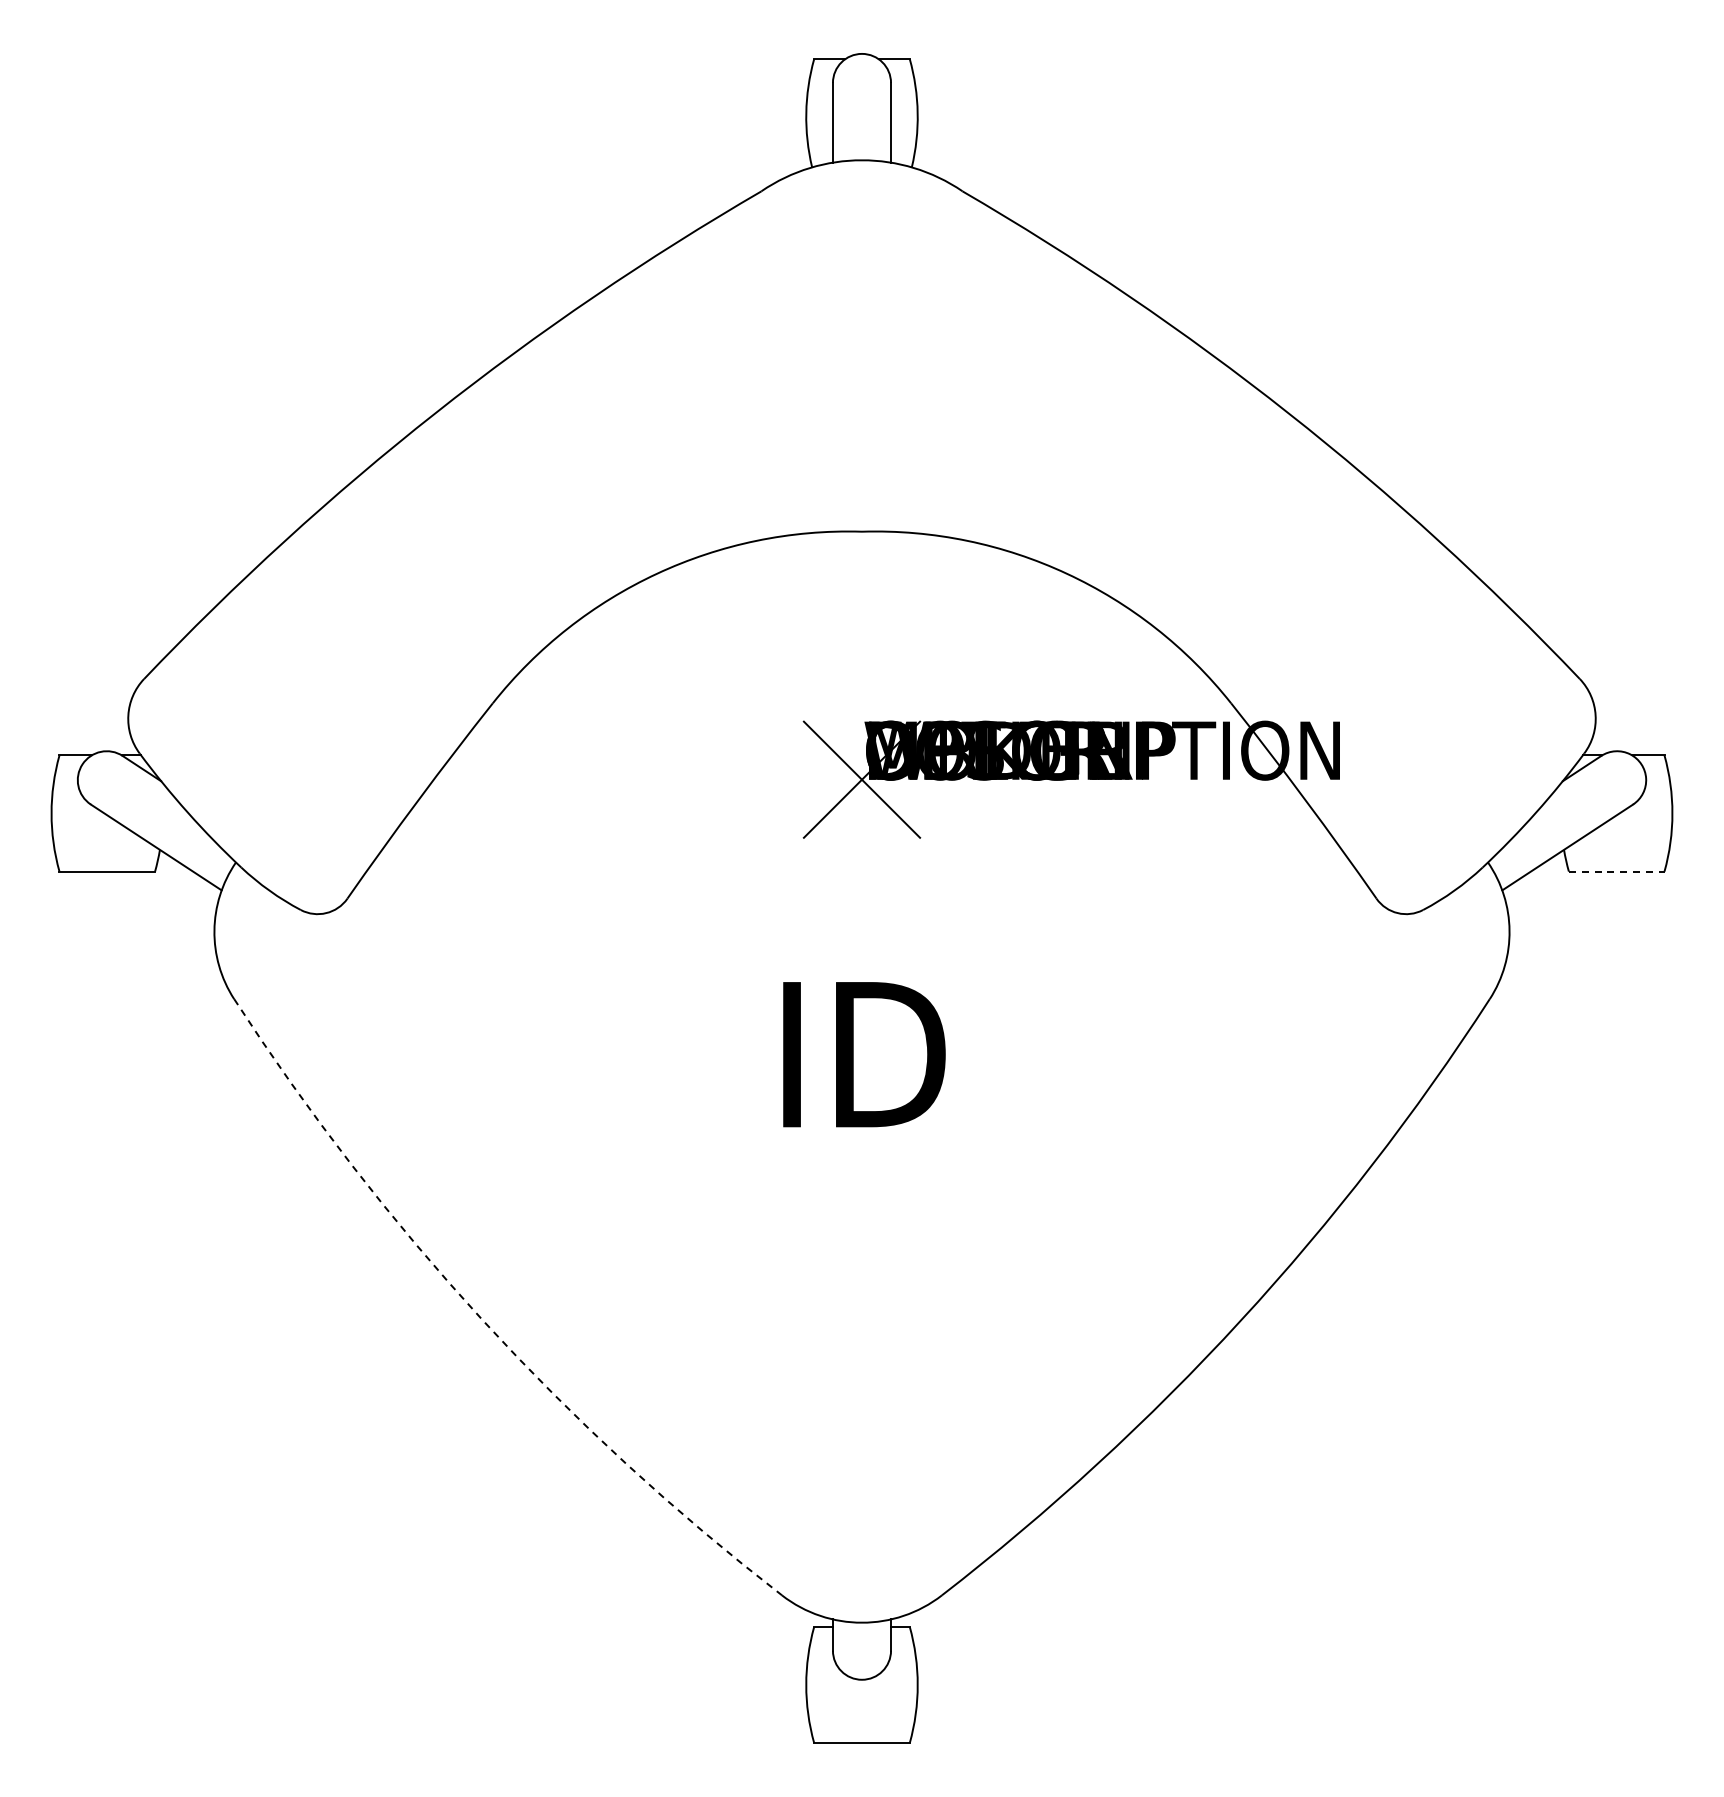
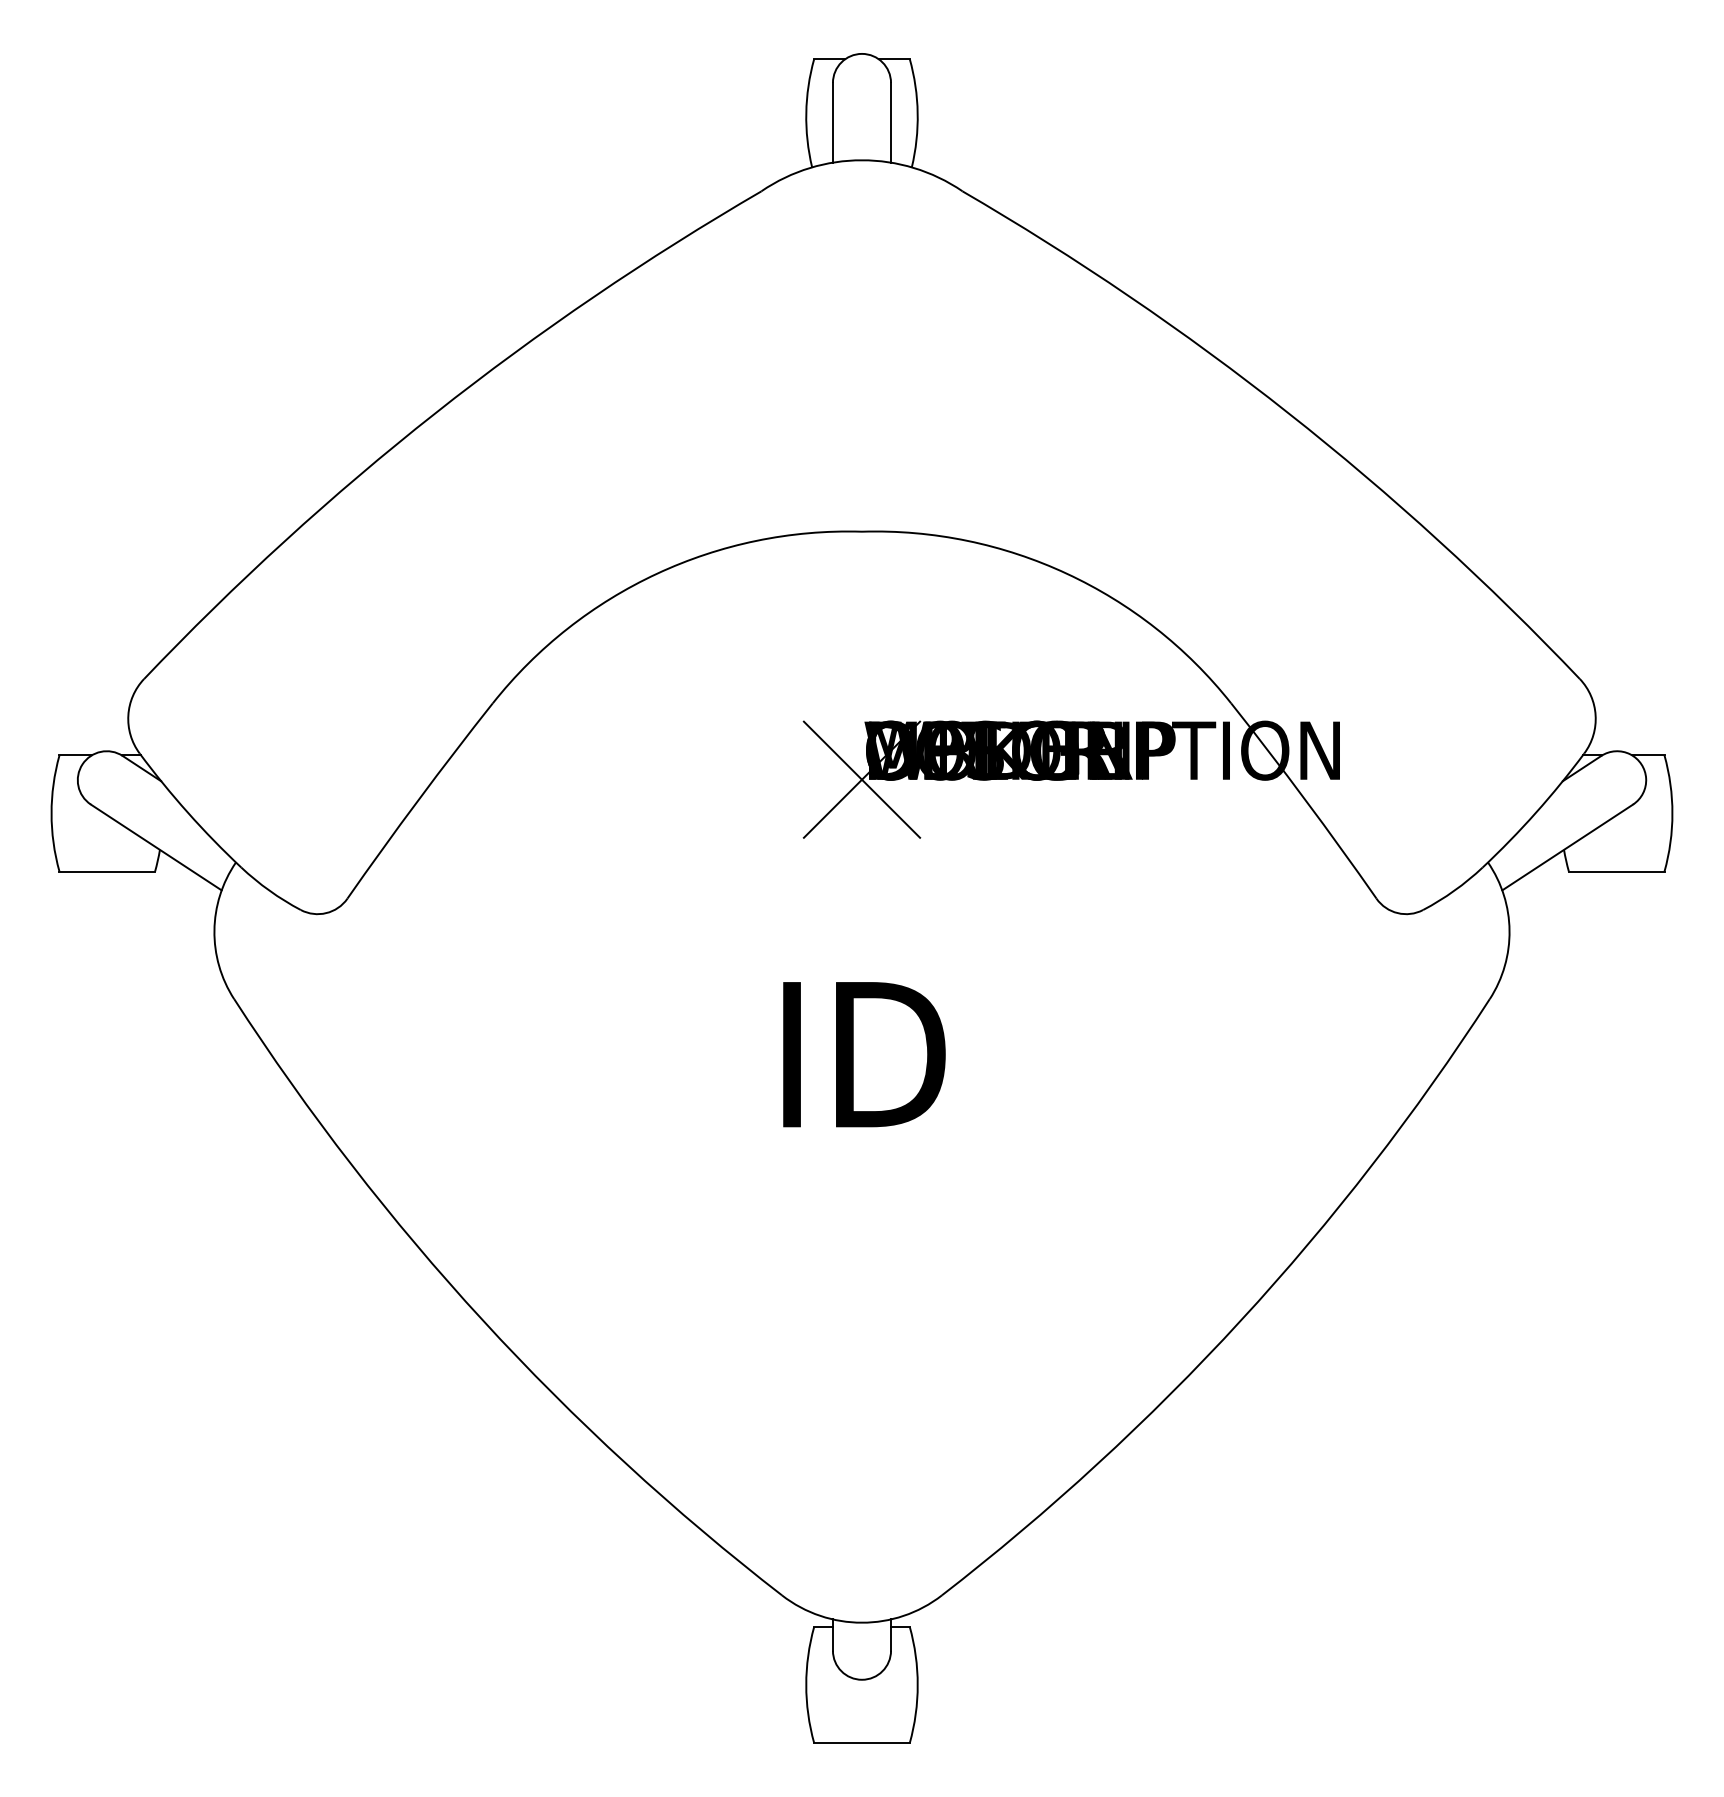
line: dashed -> solid (1616, 871)
arc: dashed -> solid (482, 1320)
